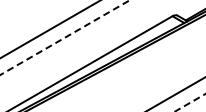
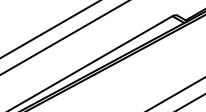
line: dashed -> solid (64, 37)
line: dashed -> solid (190, 102)
